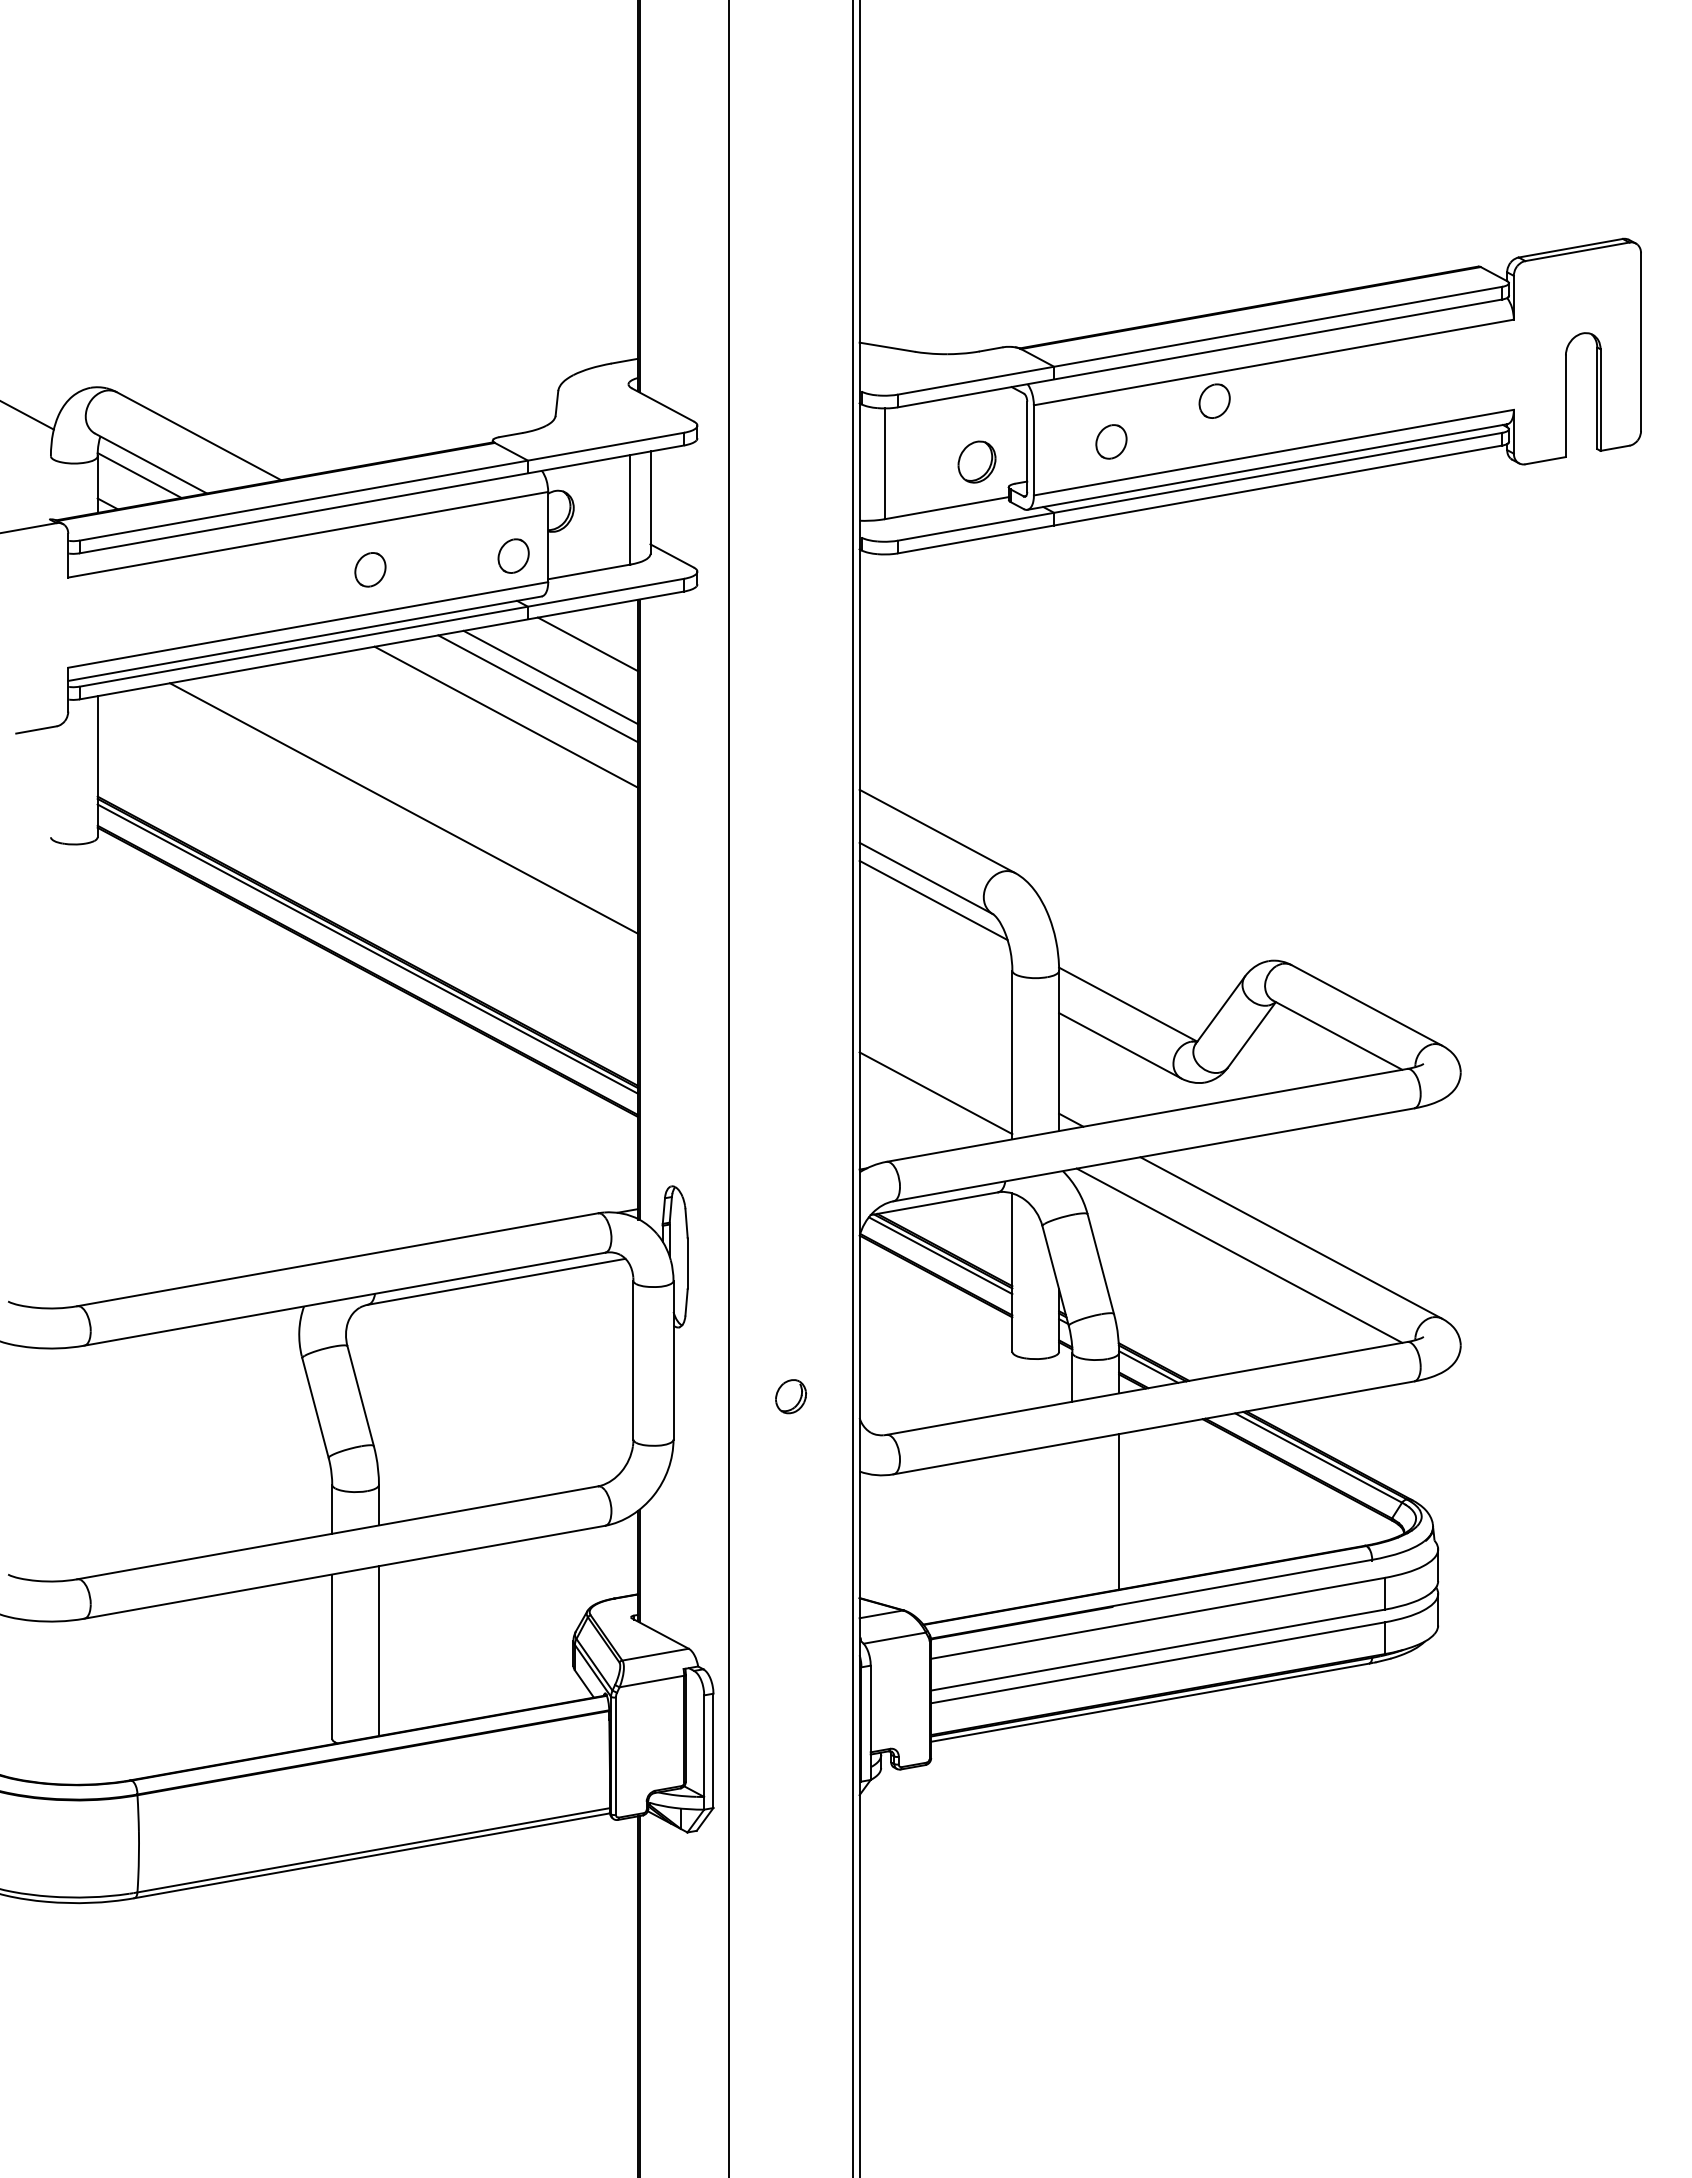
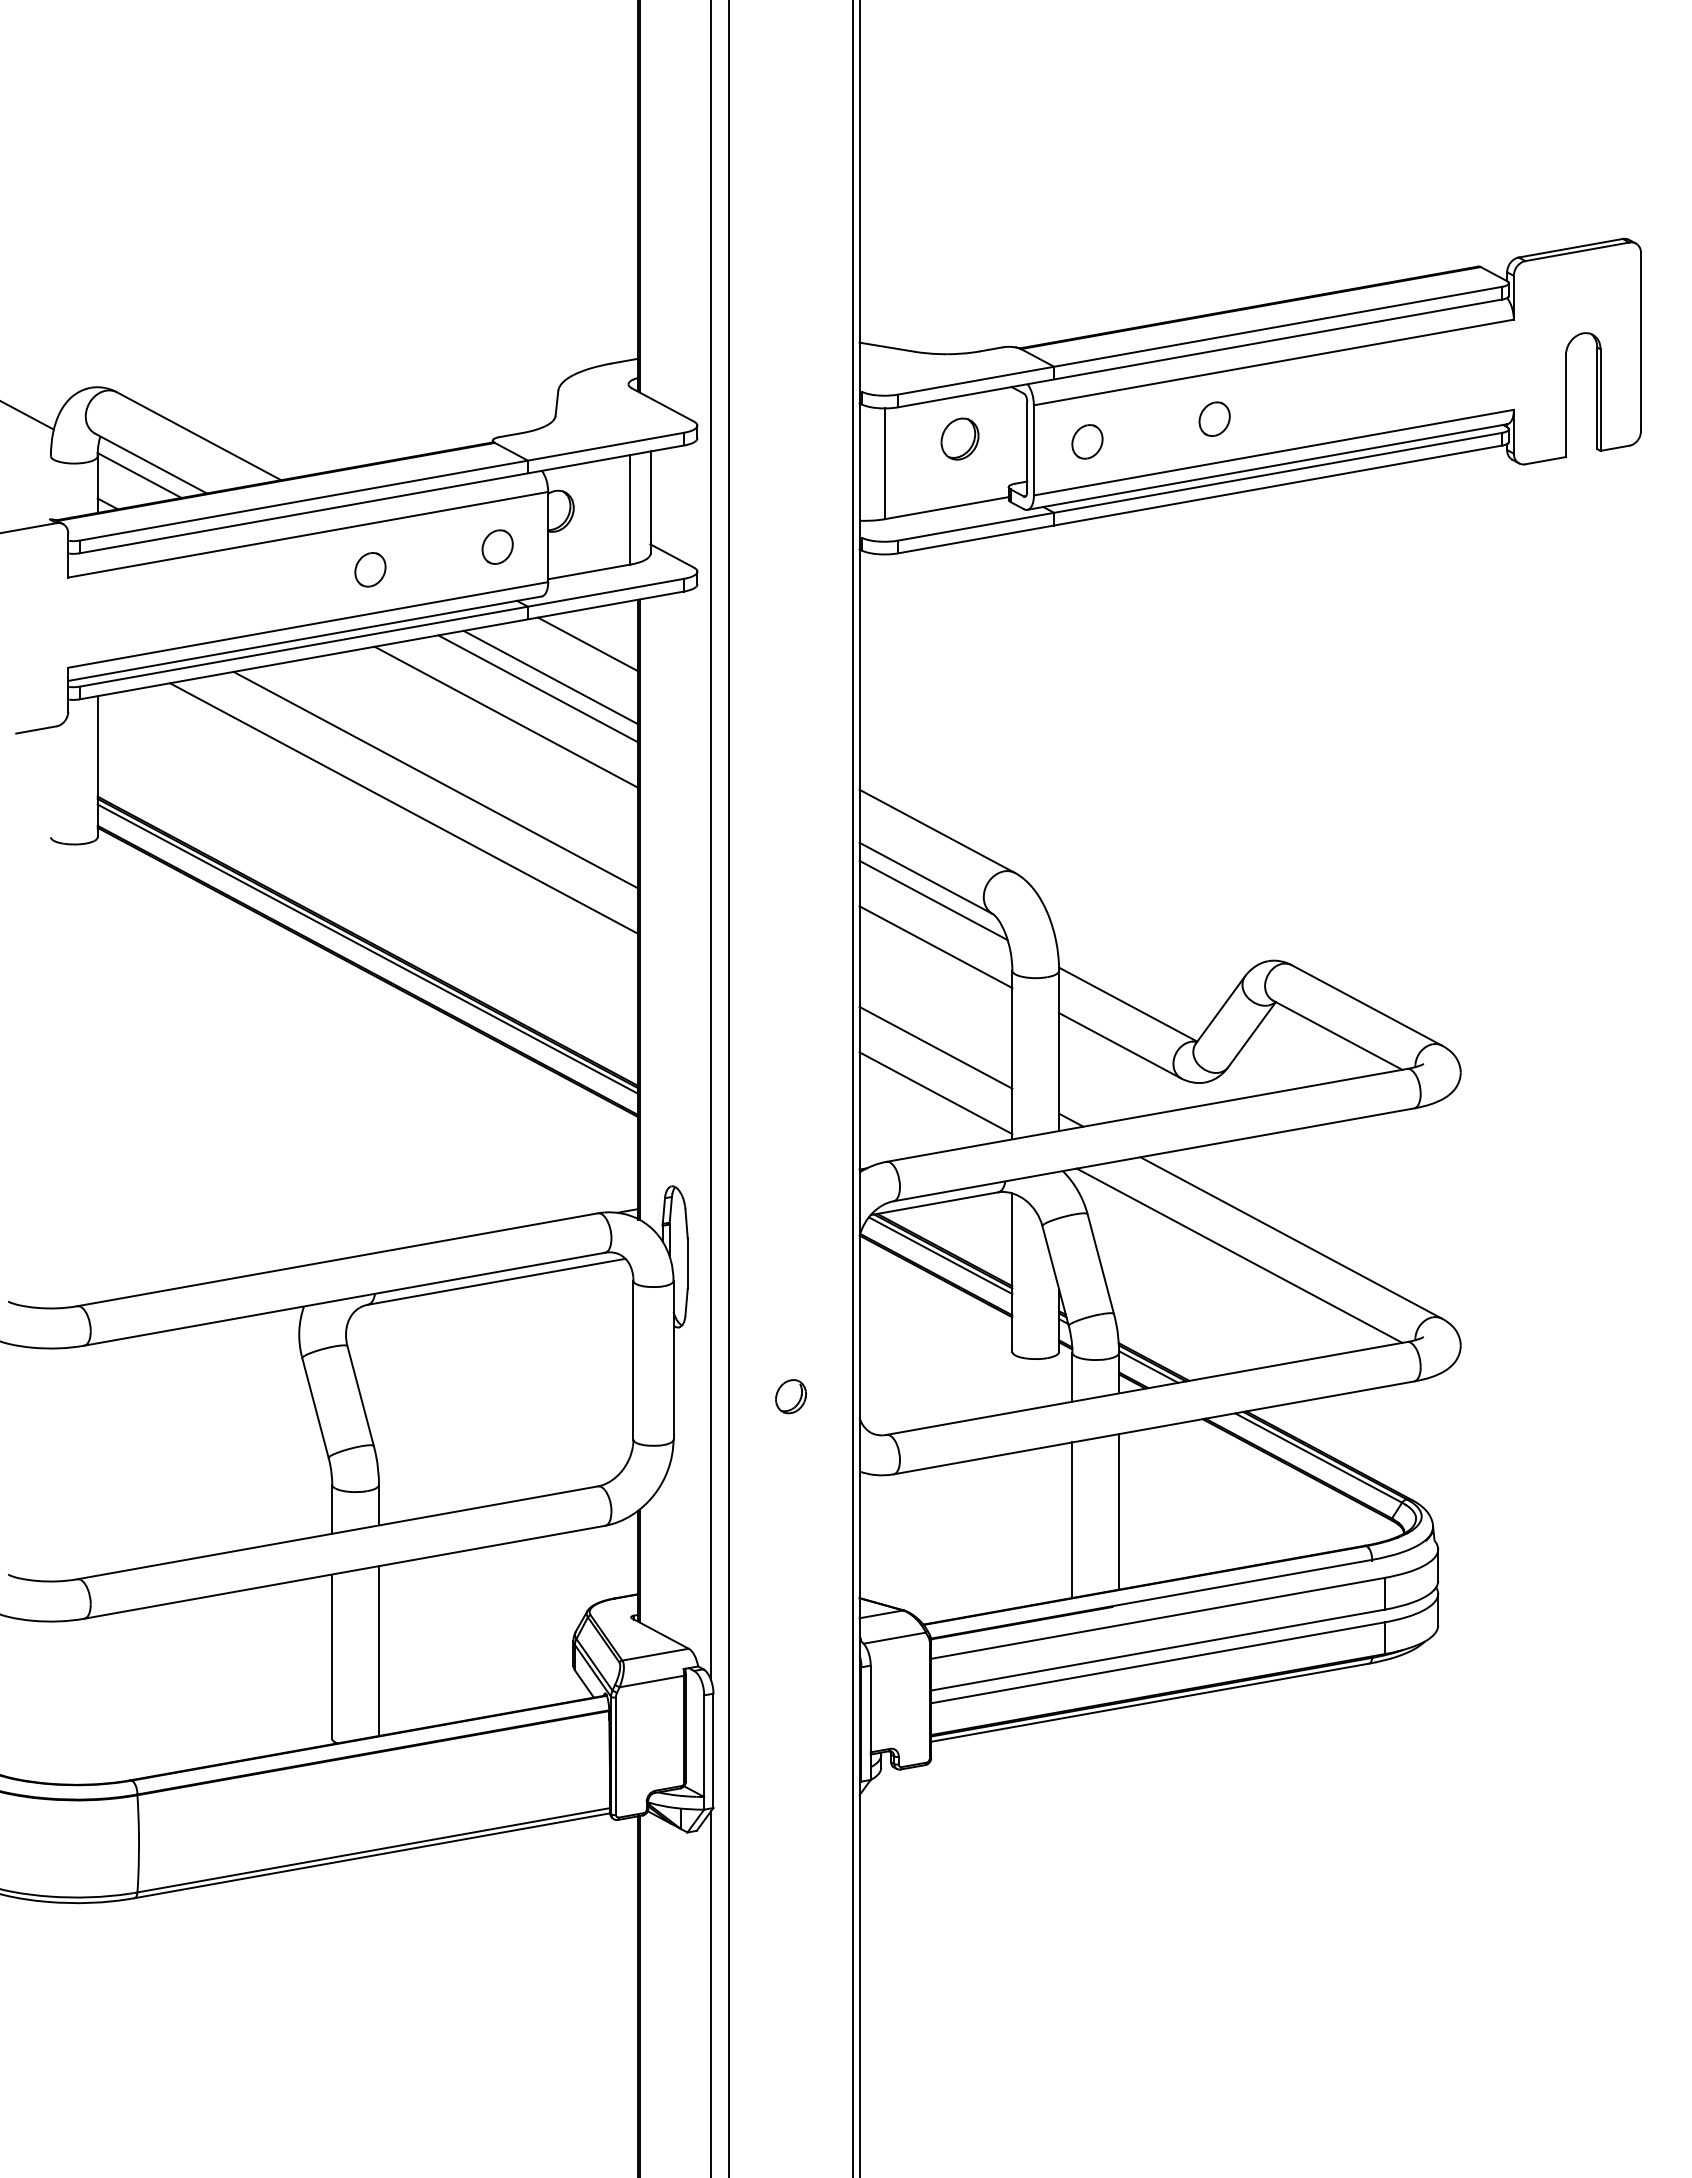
part position: (1214, 400) -> (1214, 418) (1214, 418)
part position: (1111, 441) -> (1087, 441) (1087, 441)
part position: (976, 461) -> (959, 438) (959, 438)
part position: (513, 555) -> (497, 546) (497, 546)
line: none -> present (435, 779)
line: none -> present (710, 840)
line: none -> present (935, 947)
line: none -> present (935, 1047)
line: none -> present (1072, 1519)
line: none -> present (710, 1992)
